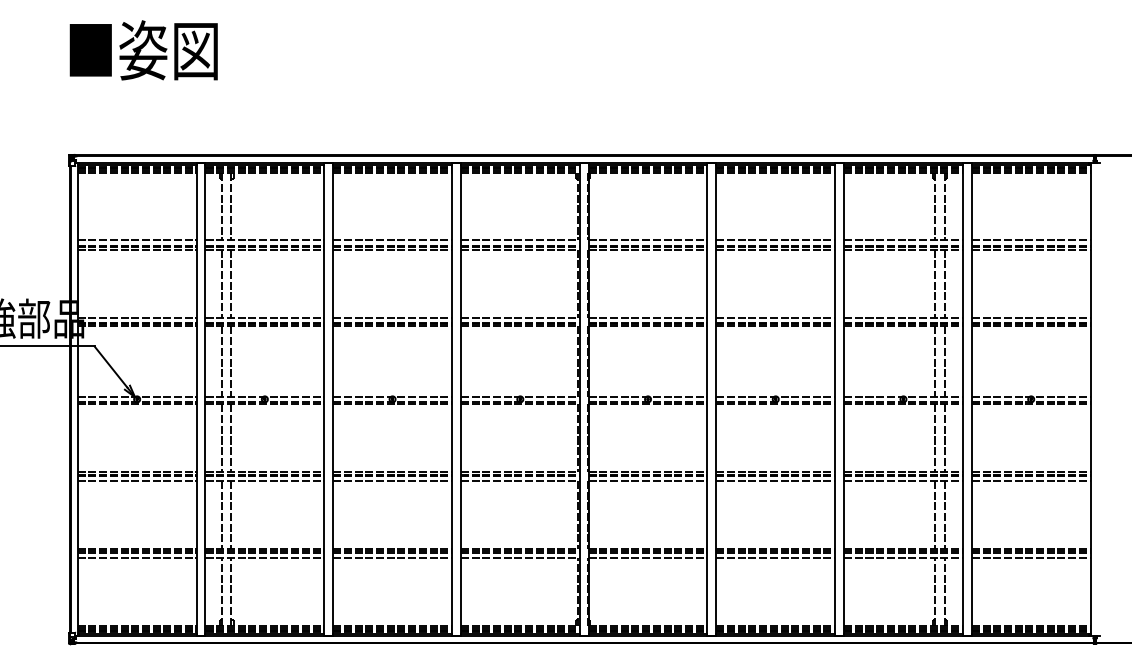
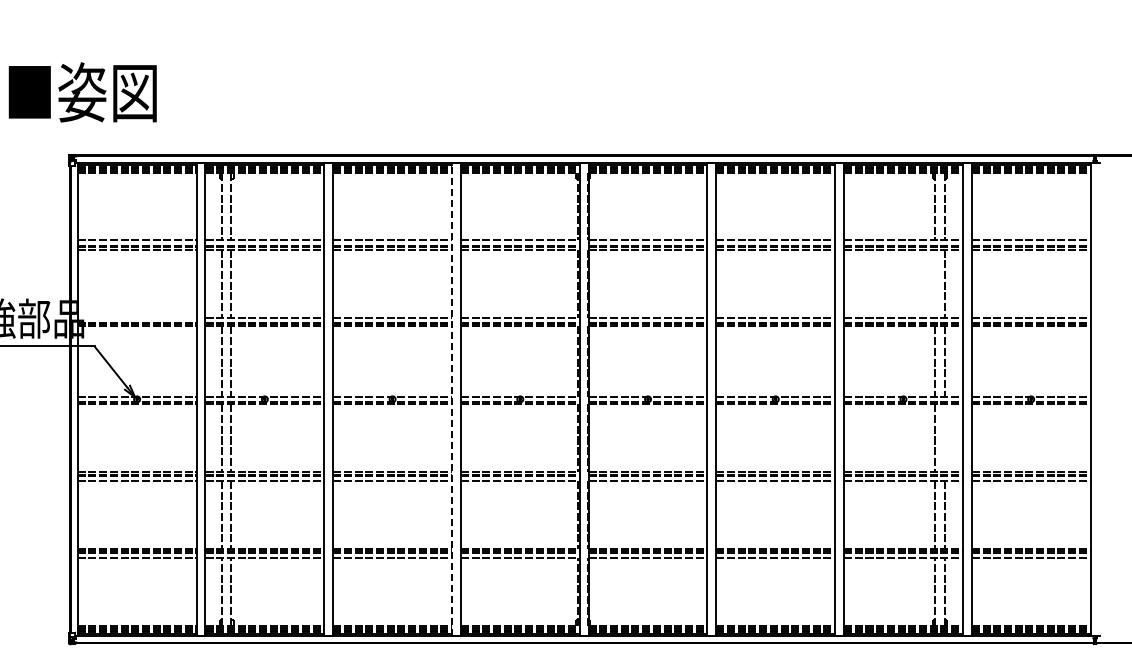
text position: (143, 50) -> (82, 92) (82, 92)
line: present -> none (935, 283)
line: present -> none (136, 317)
line: solid -> dashed (452, 399)
line: present -> none (944, 438)
